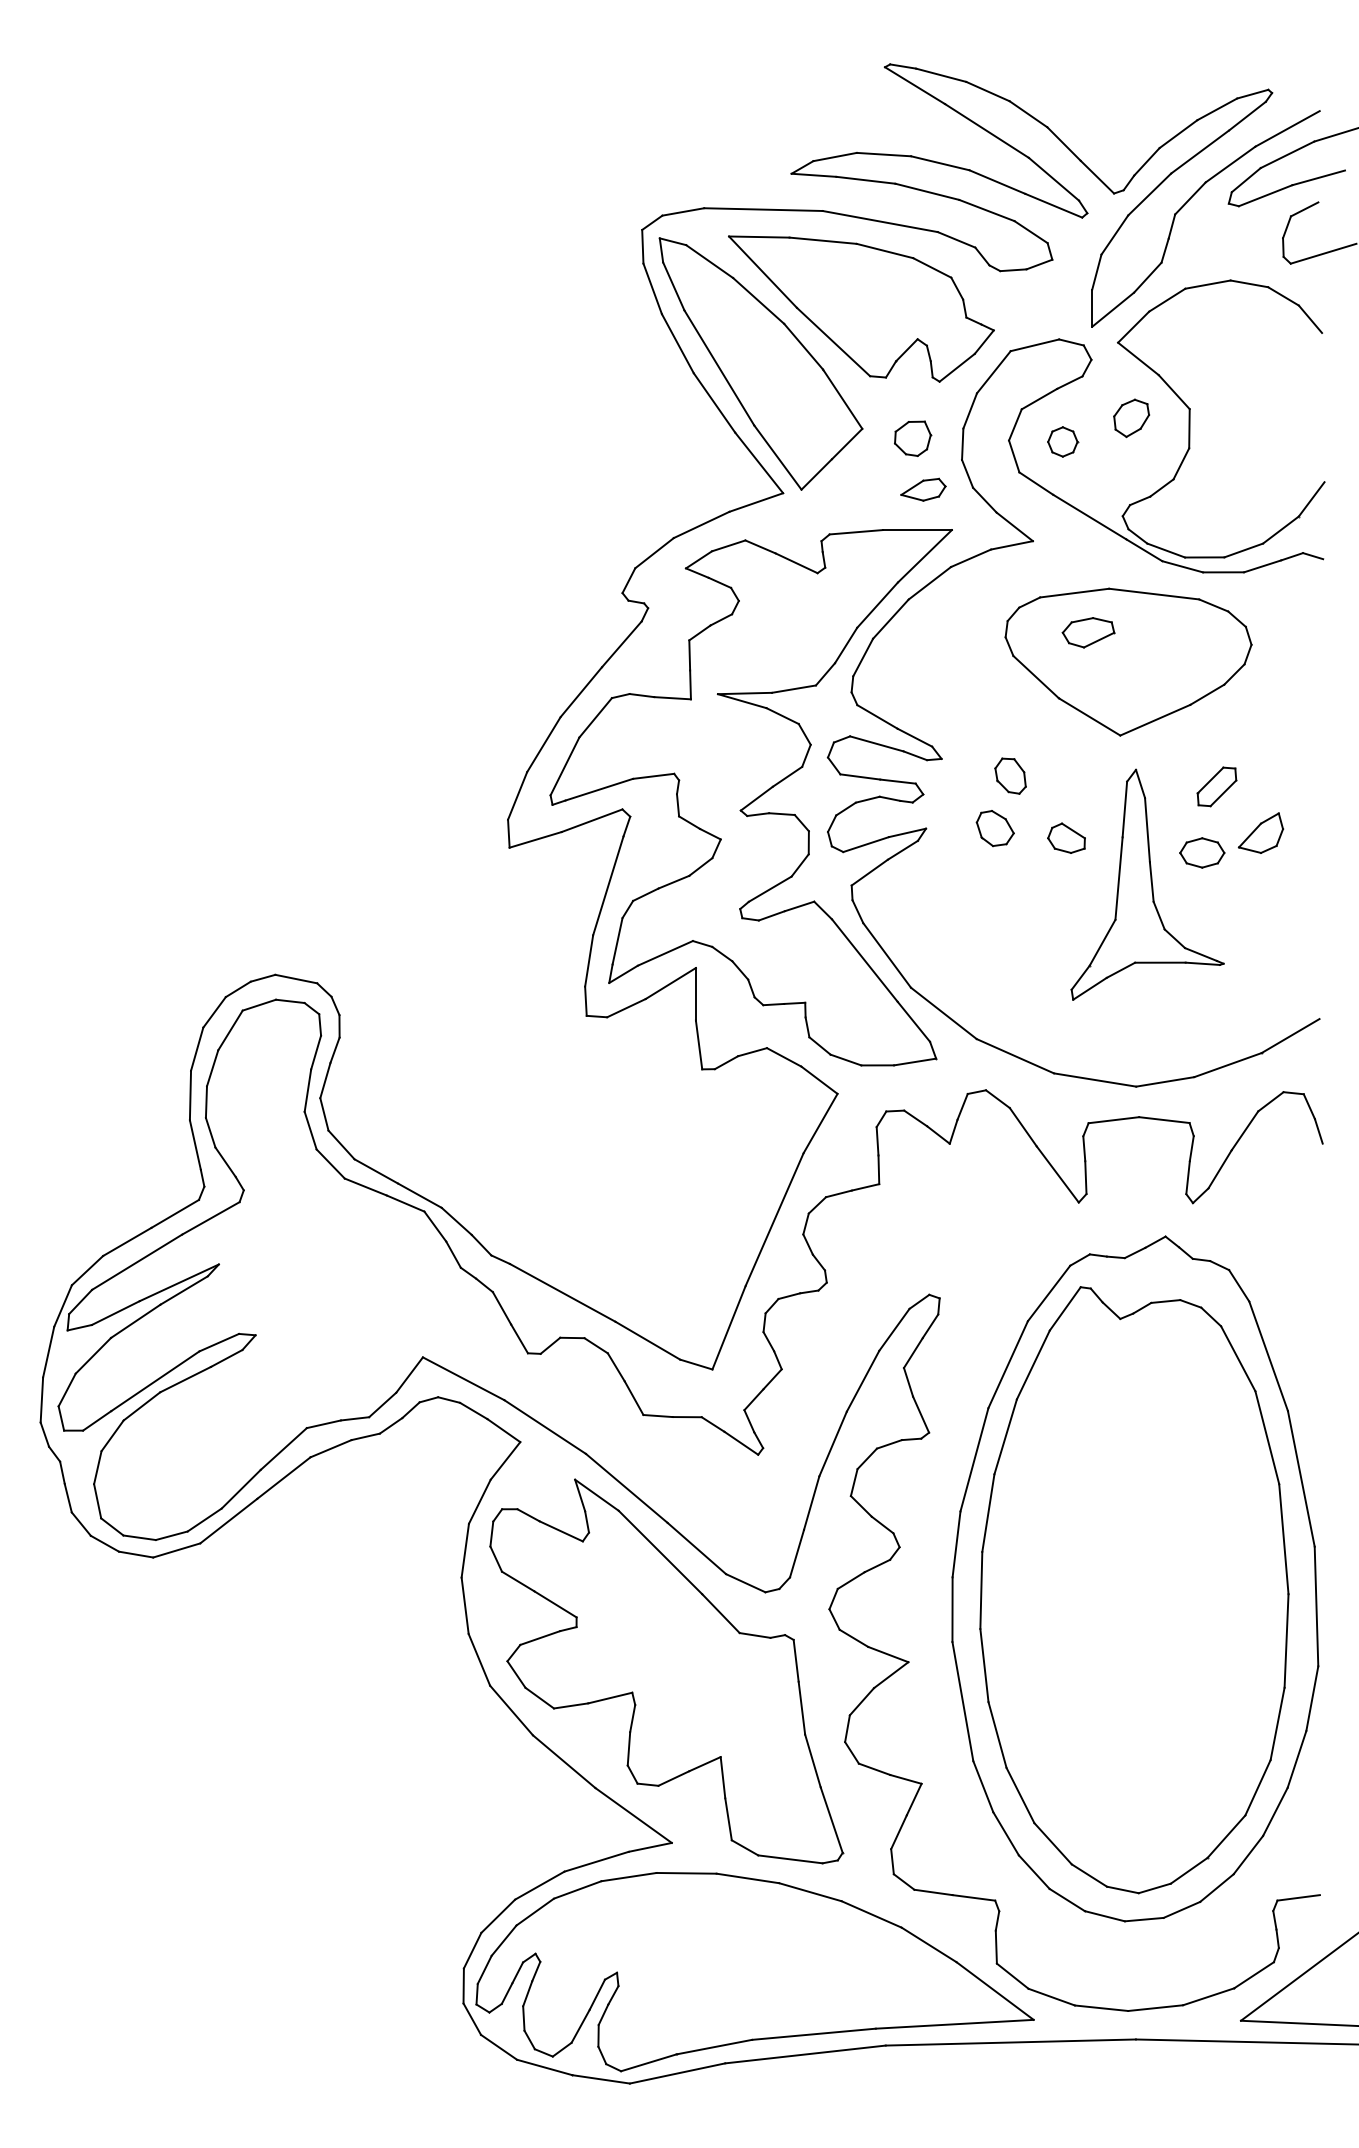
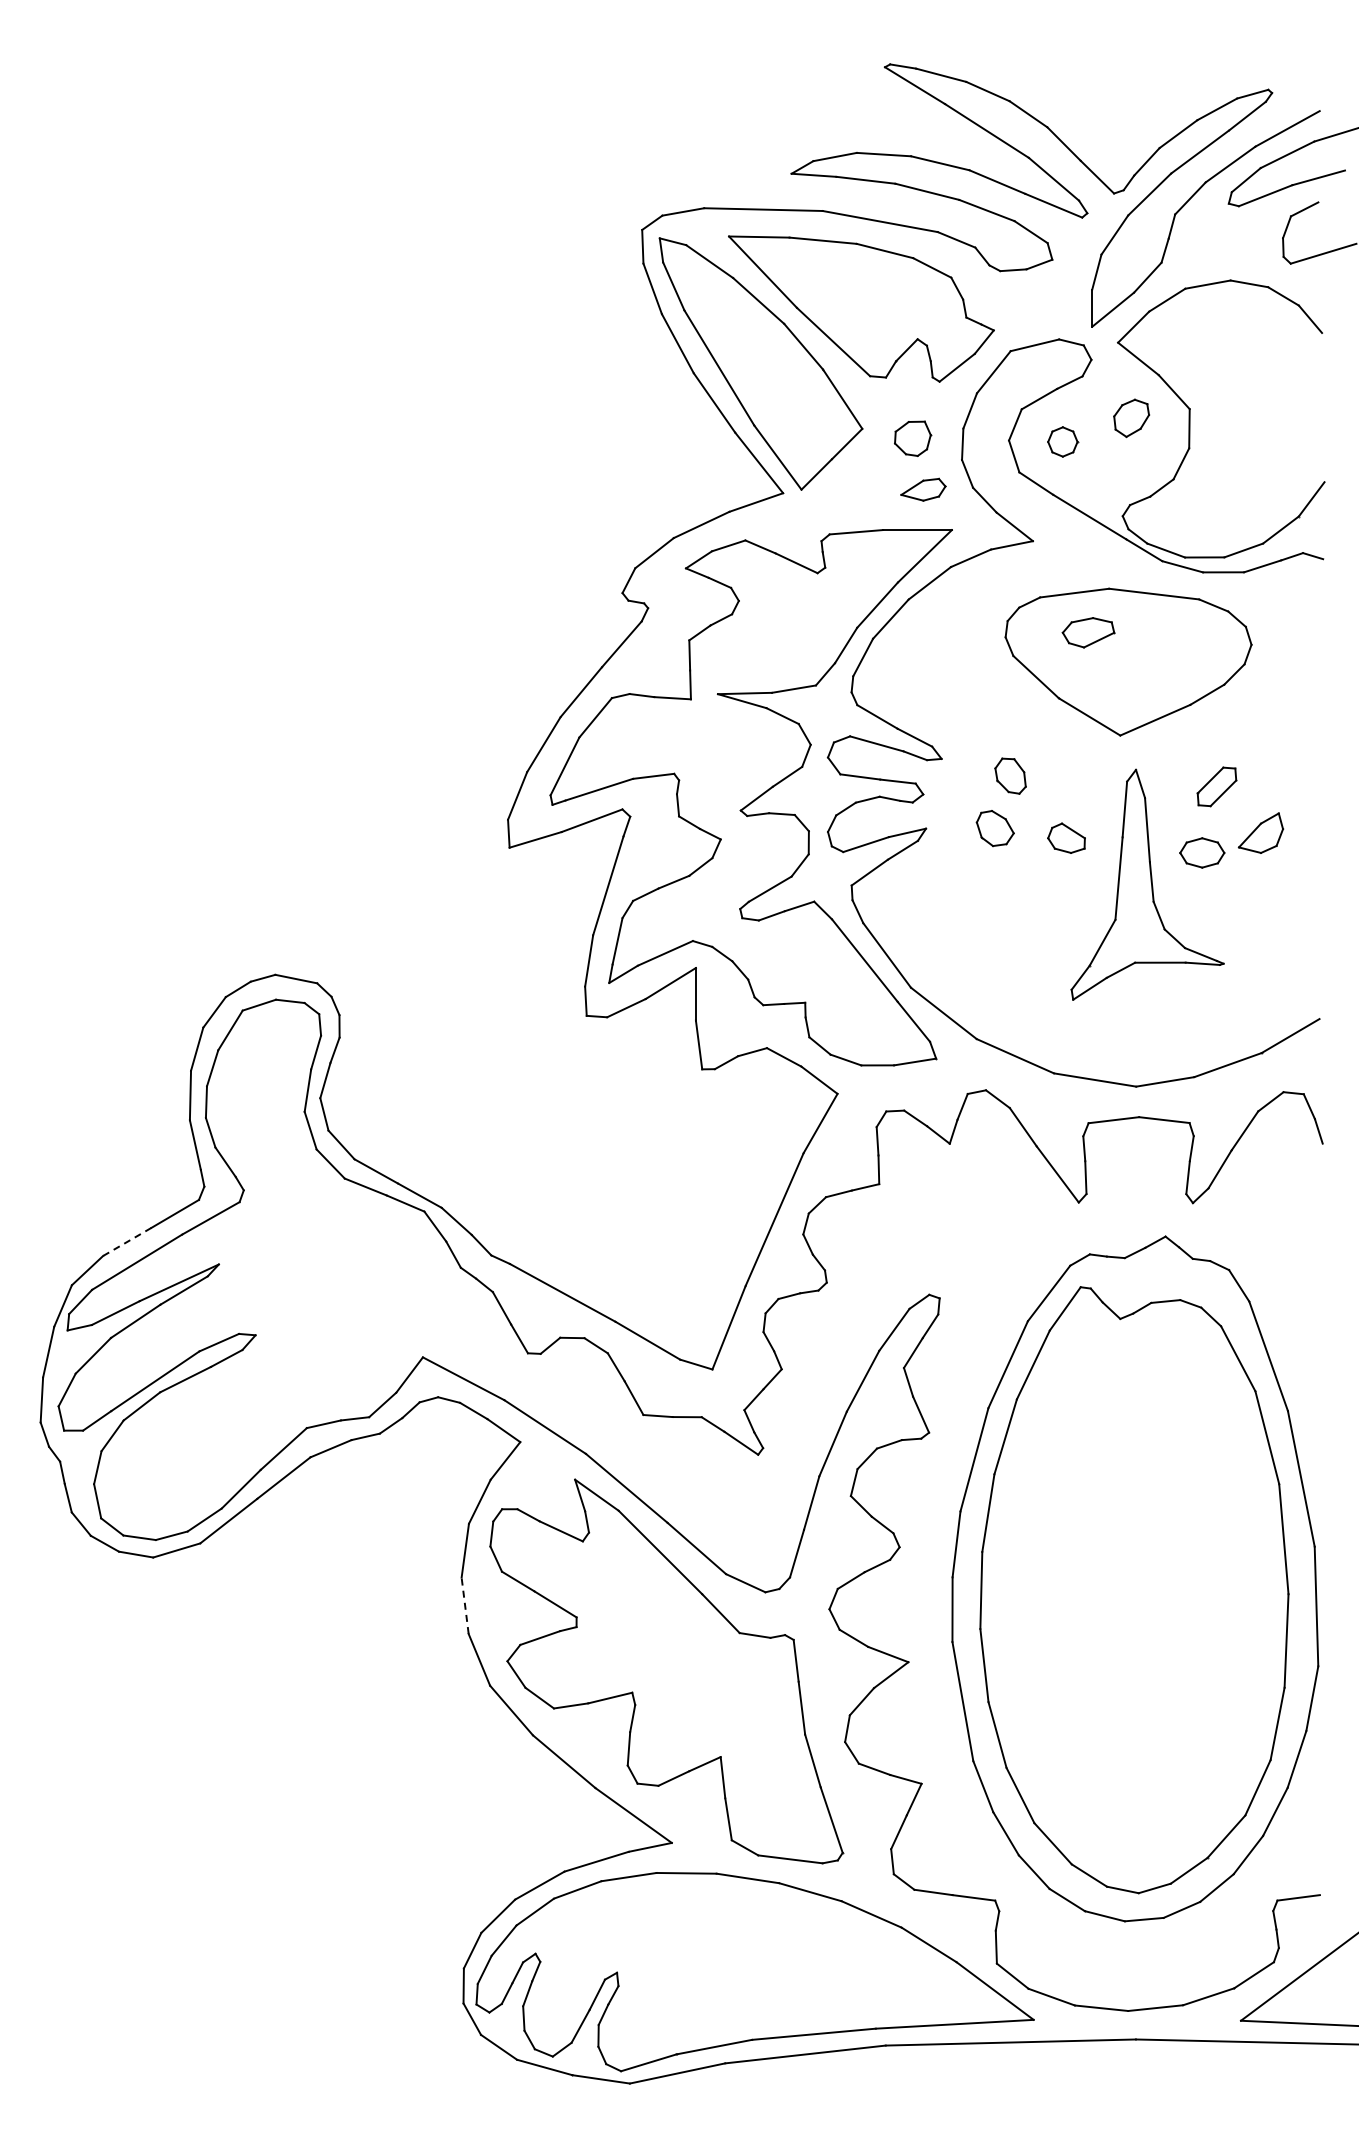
line: solid -> dashed (127, 1241)
line: solid -> dashed (465, 1605)
